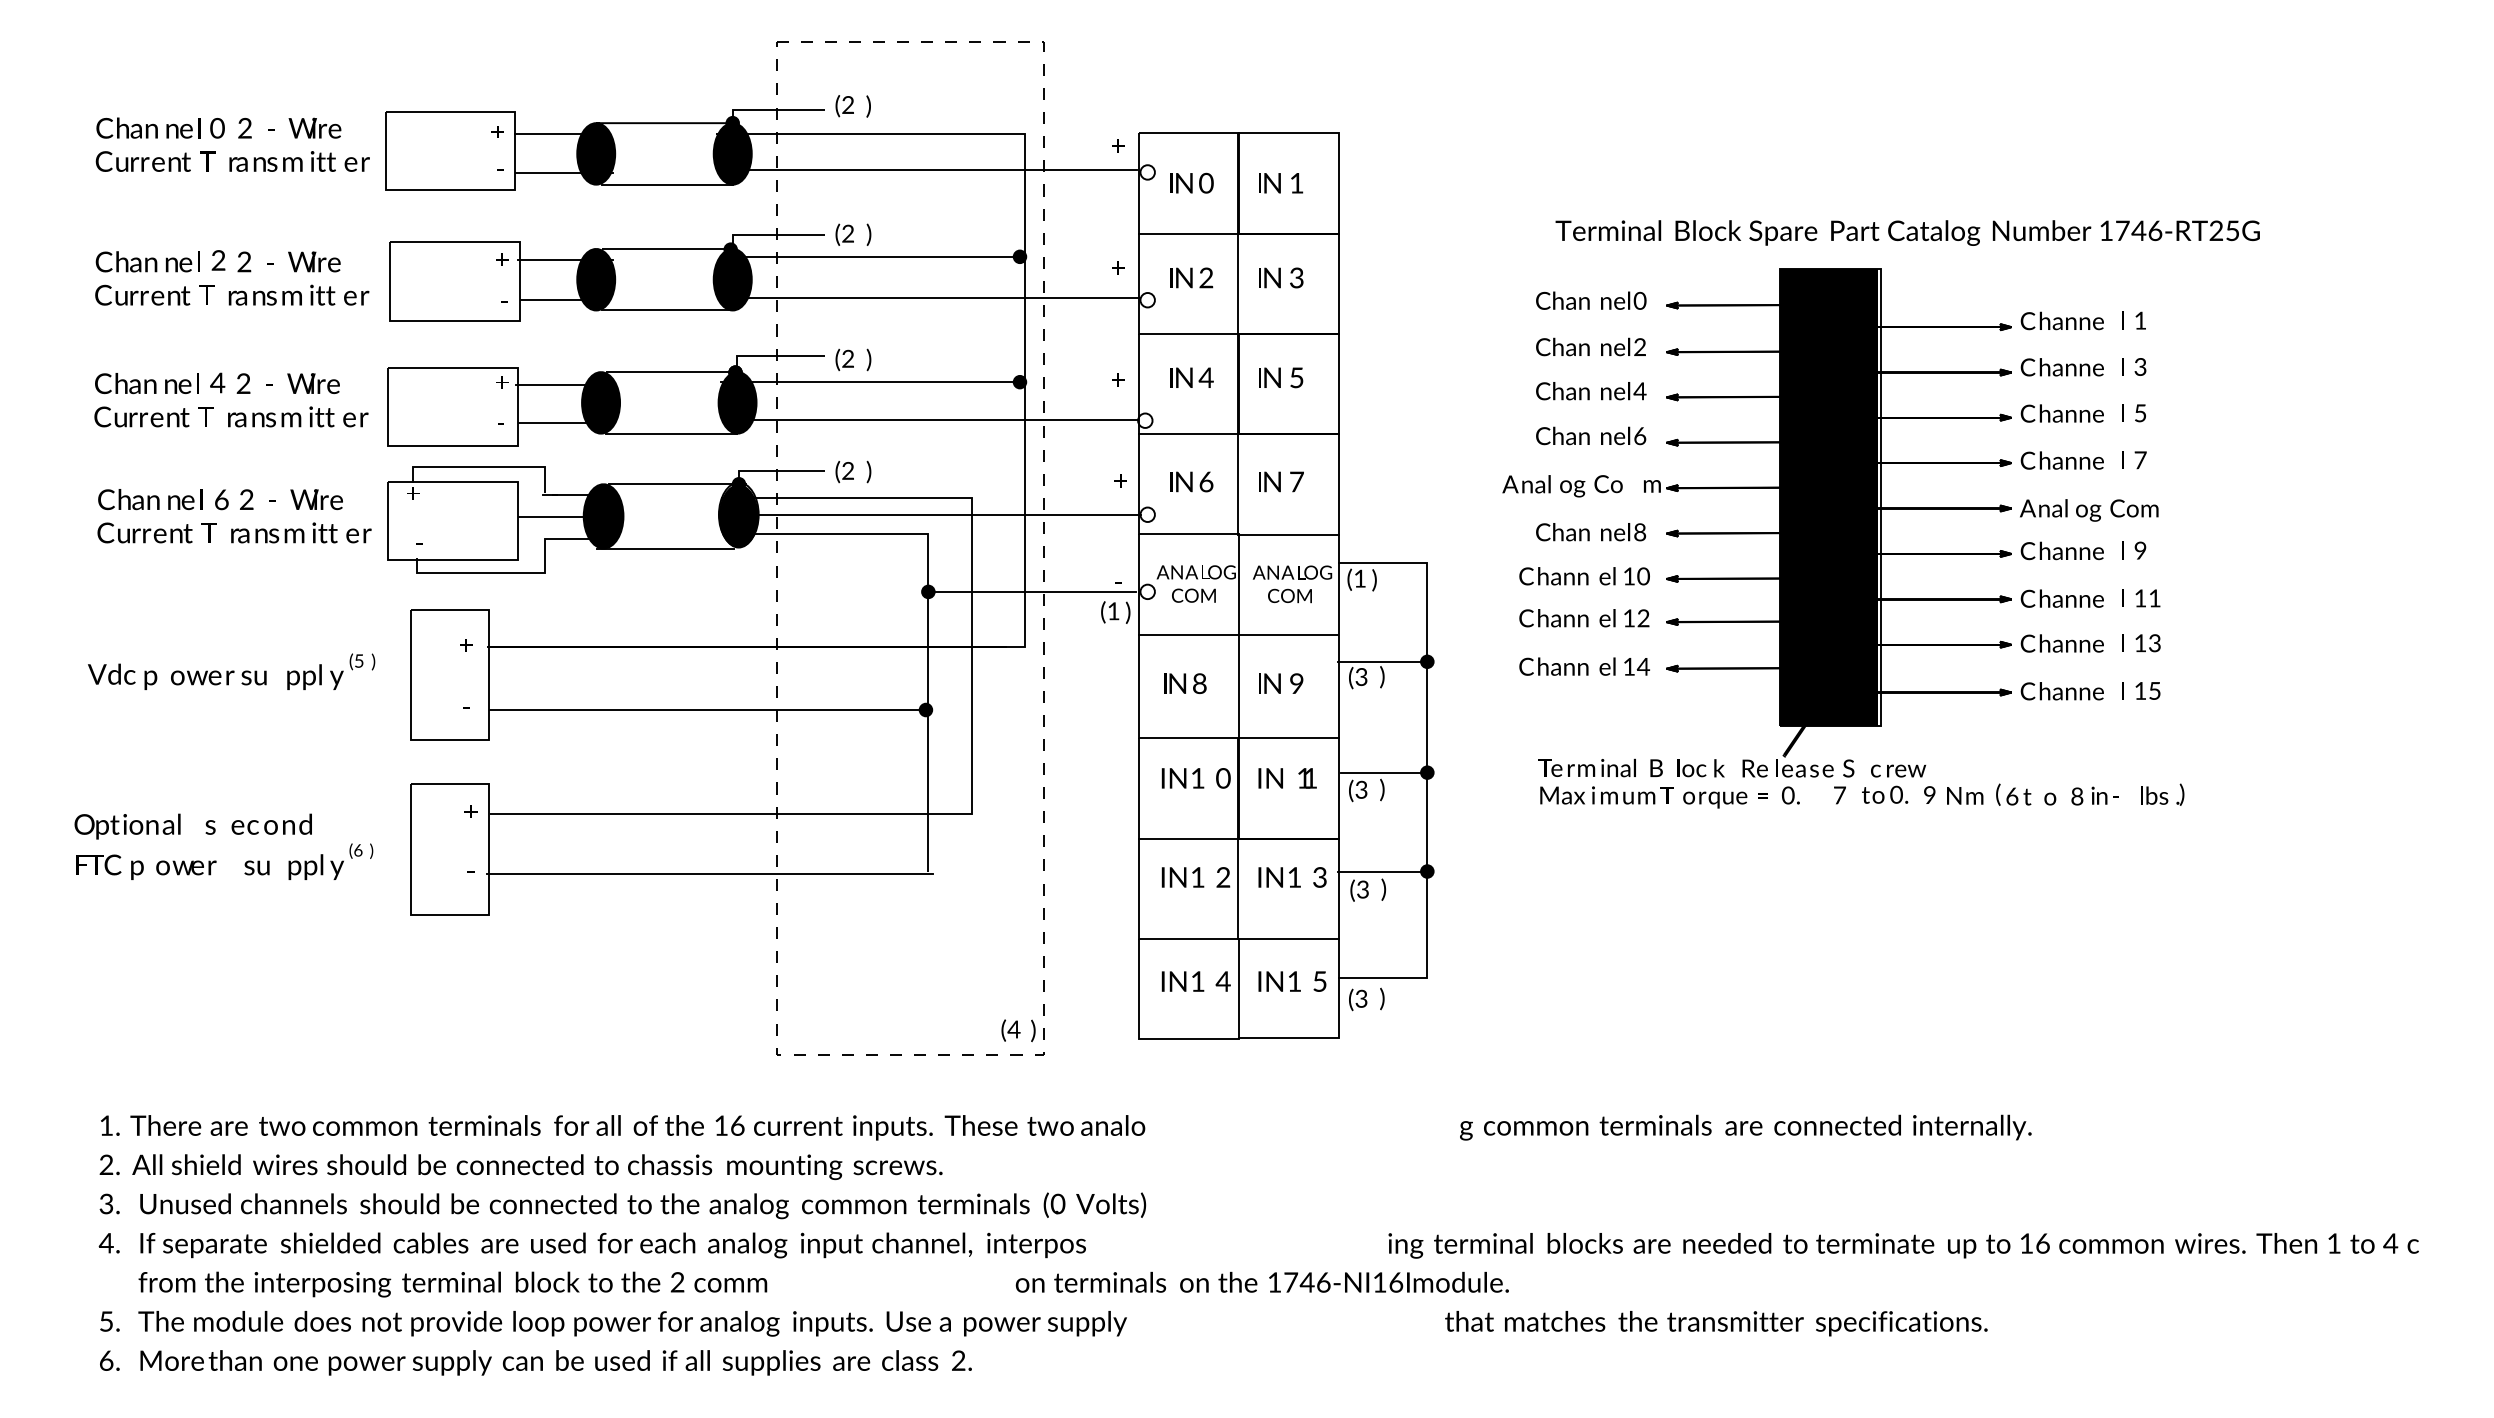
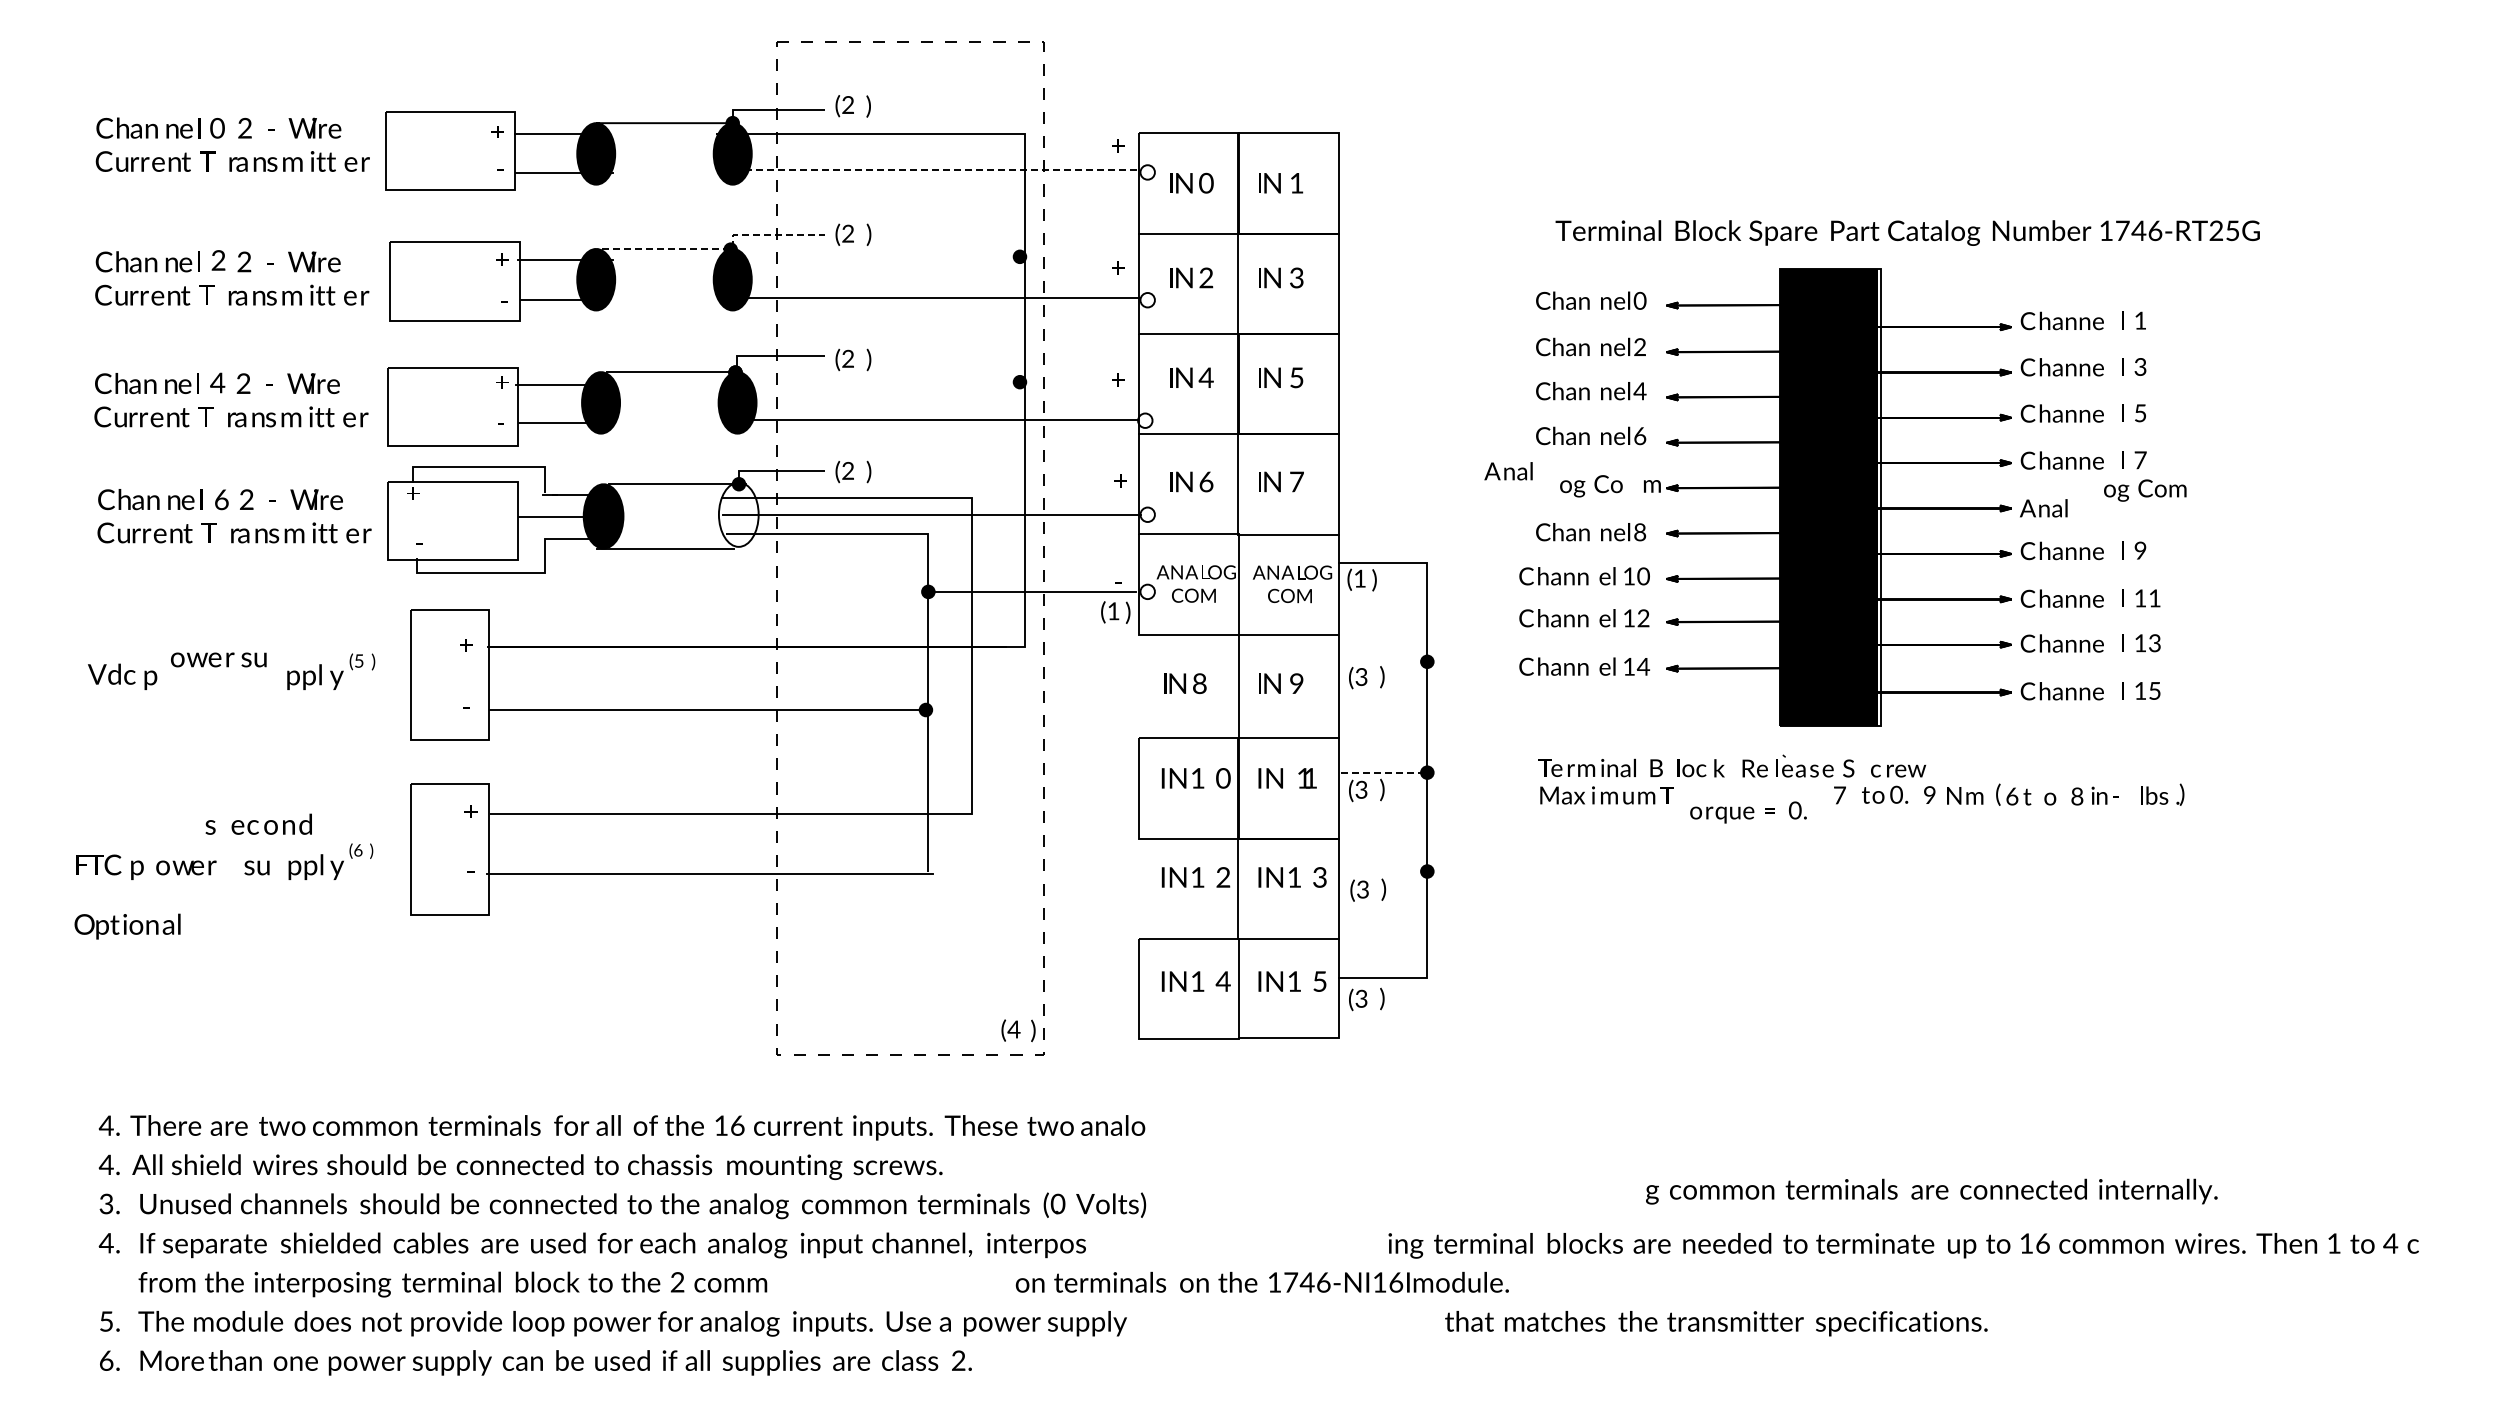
line: solid -> dashed (927, 170)
line: present -> none (666, 184)
line: solid -> dashed (720, 248)
line: present -> none (875, 256)
line: present -> none (666, 310)
line: present -> none (868, 382)
line: present -> none (671, 433)
text position: (1526, 484) -> (1508, 471) (1508, 471)
text position: (2117, 510) -> (2145, 490) (2145, 490)
fill: present -> none (738, 516)
line: present -> none (1382, 661)
text position: (218, 677) -> (218, 659) (218, 659)
line: present -> none (1138, 686)
fill: present -> none (1796, 737)
line: solid -> dashed (1384, 772)
text position: (1741, 797) -> (1748, 812) (1748, 812)
text position: (127, 826) -> (127, 926) (127, 926)
line: present -> none (1381, 871)
line: present -> none (1138, 888)
text: 1. -> 4. (105, 1125)
text position: (1745, 1127) -> (1931, 1191) (1931, 1191)
text: 2. -> 4. (105, 1164)
